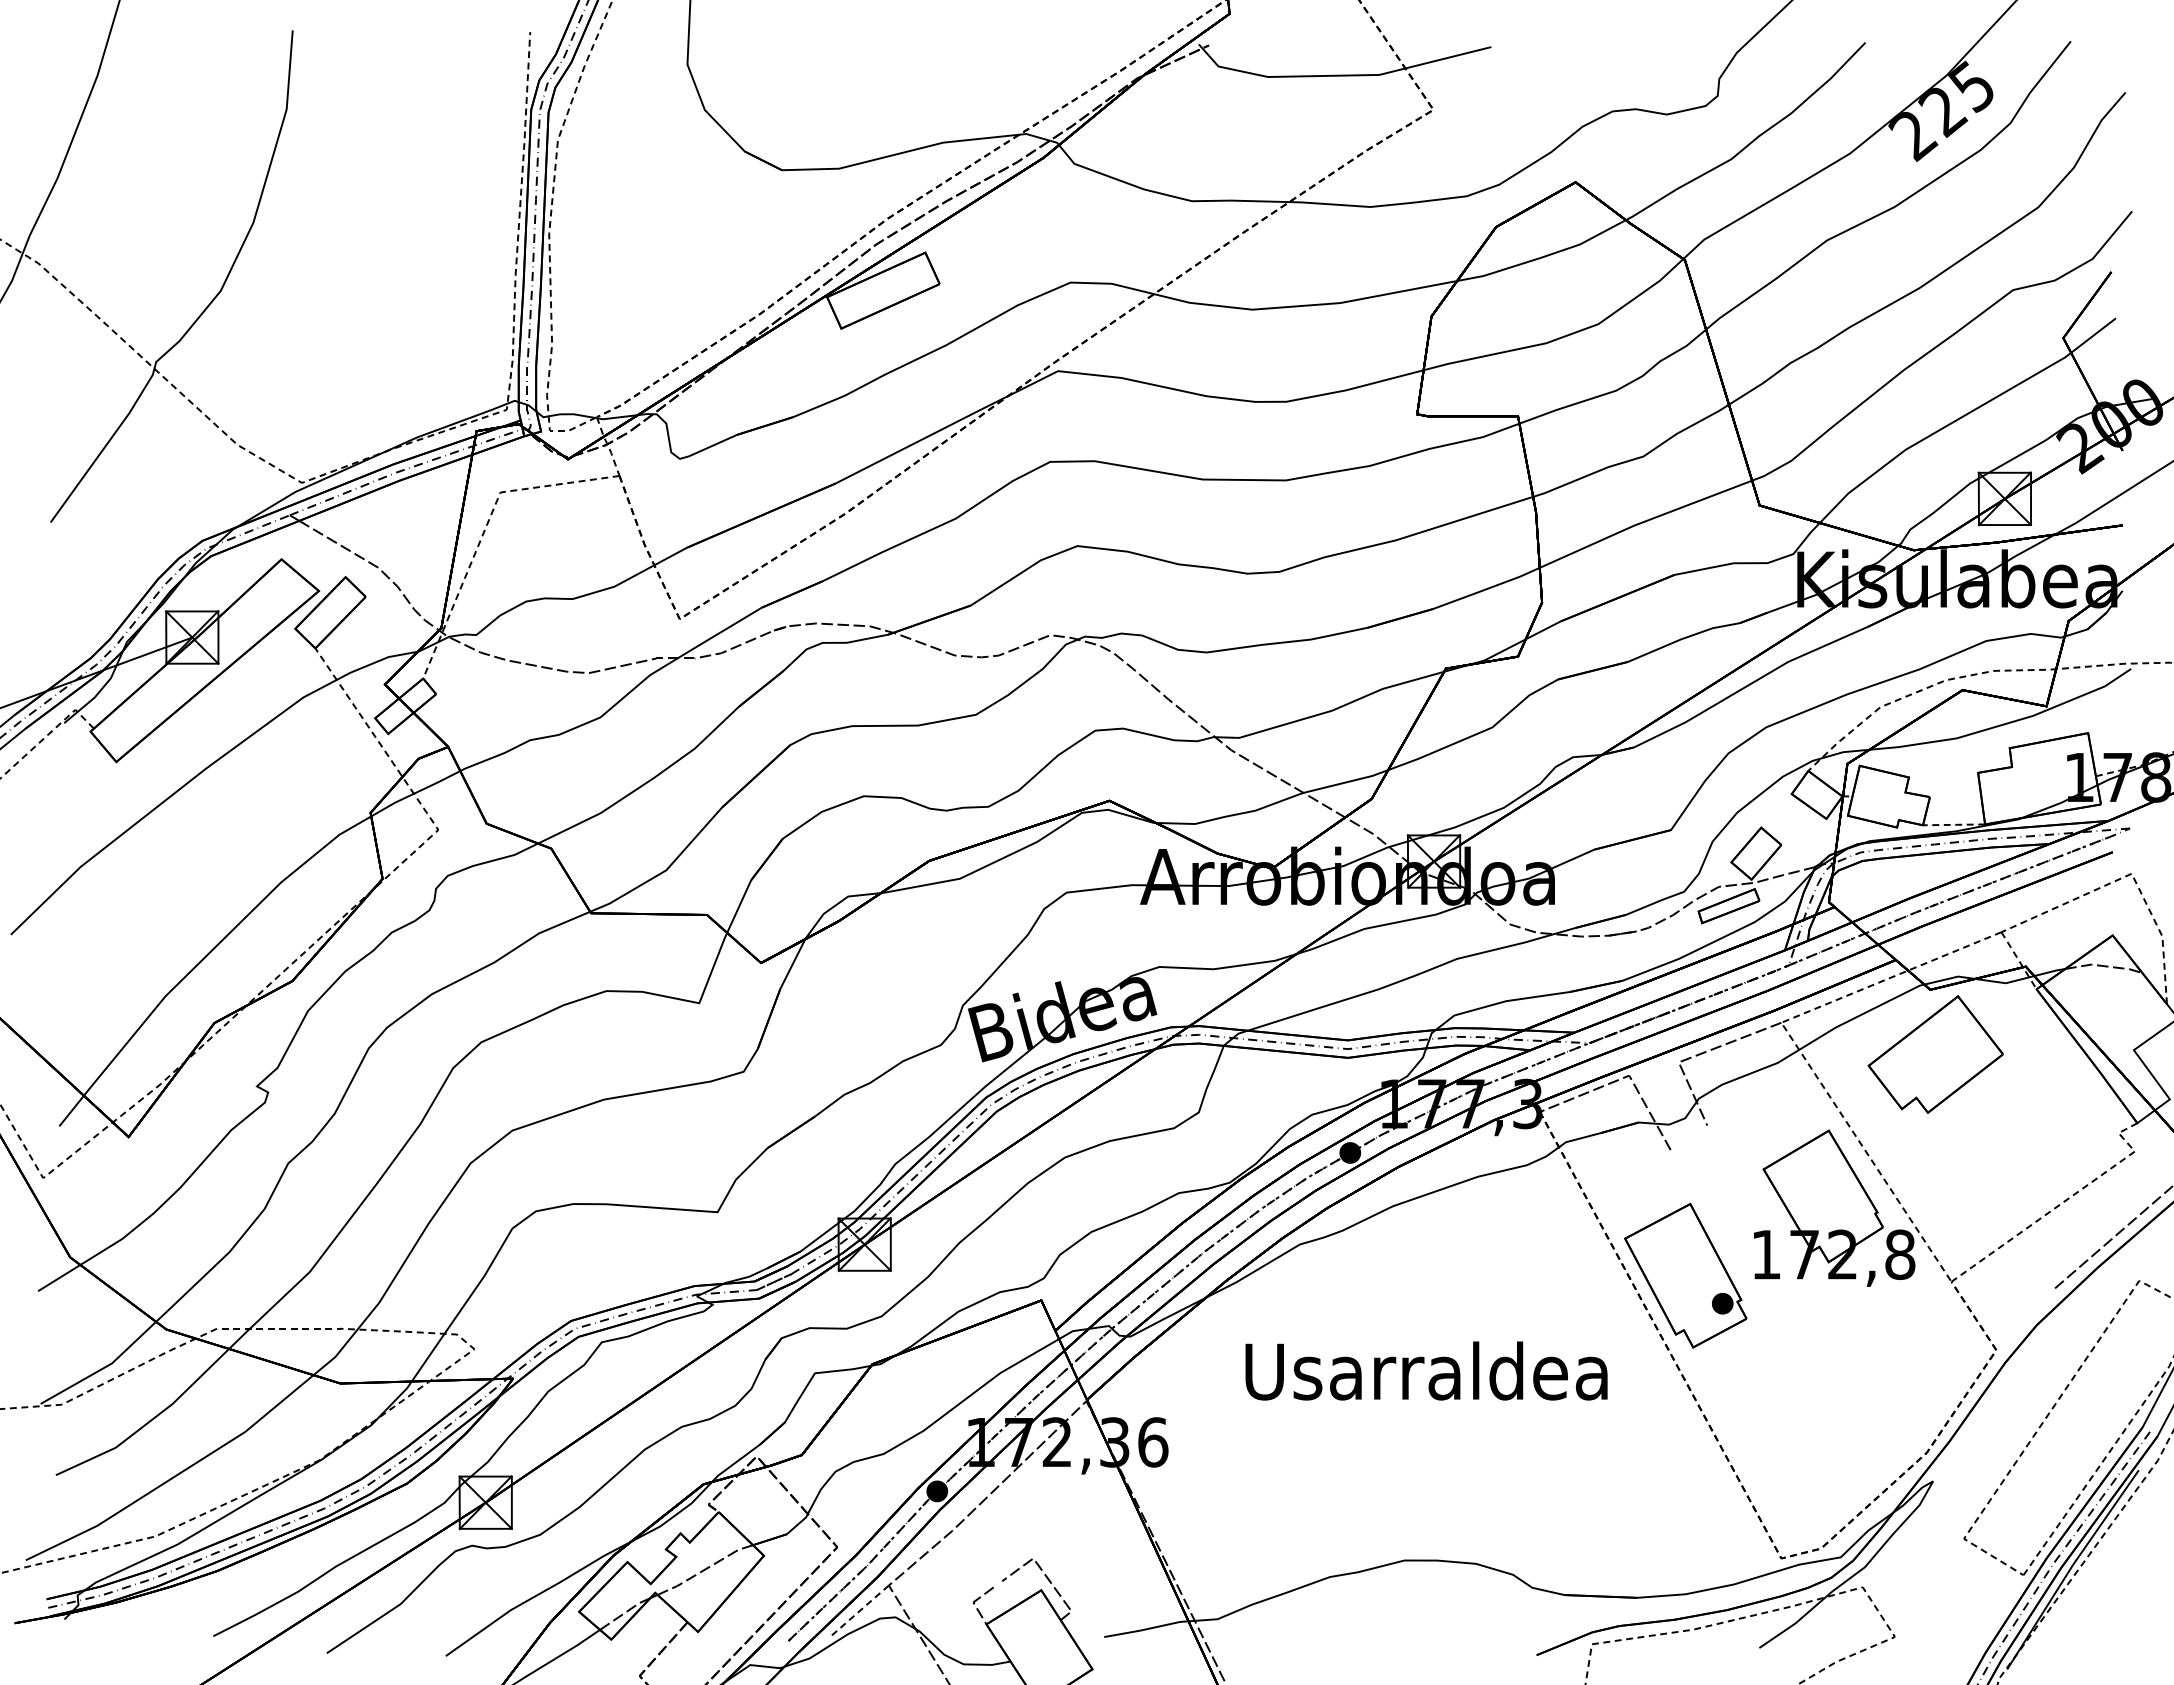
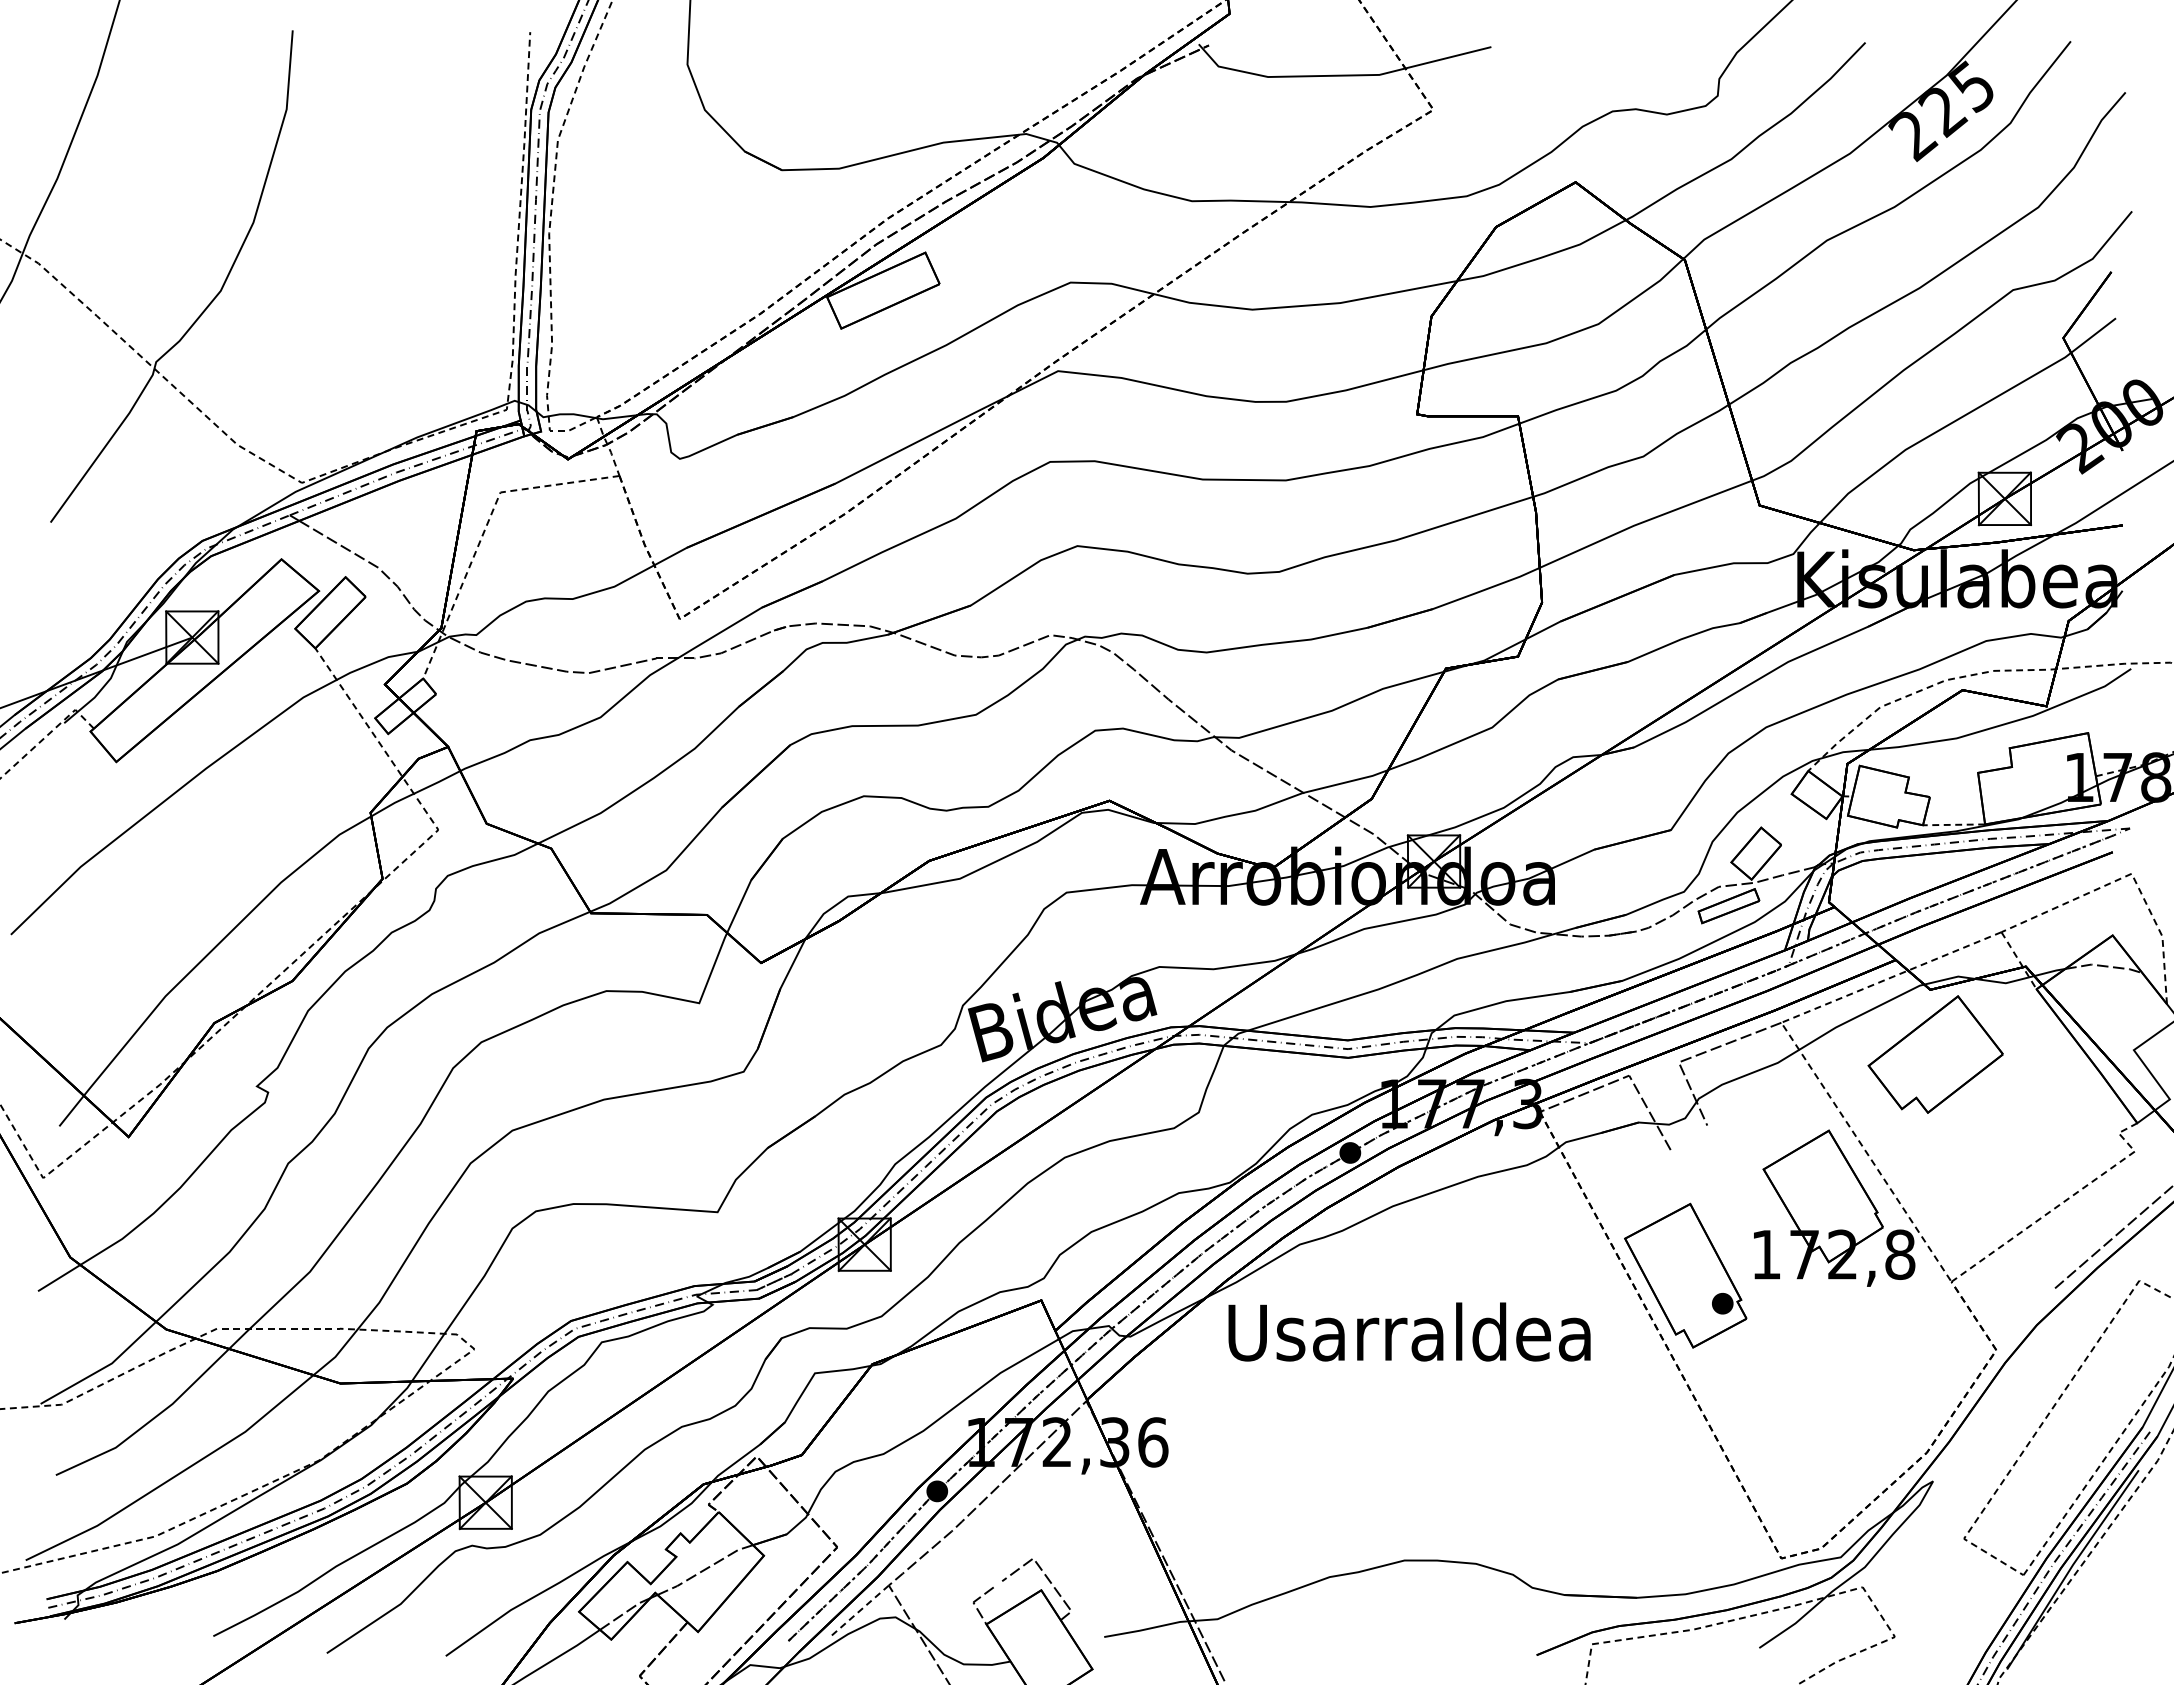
text position: (1426, 1370) -> (1409, 1331) (1409, 1331)
